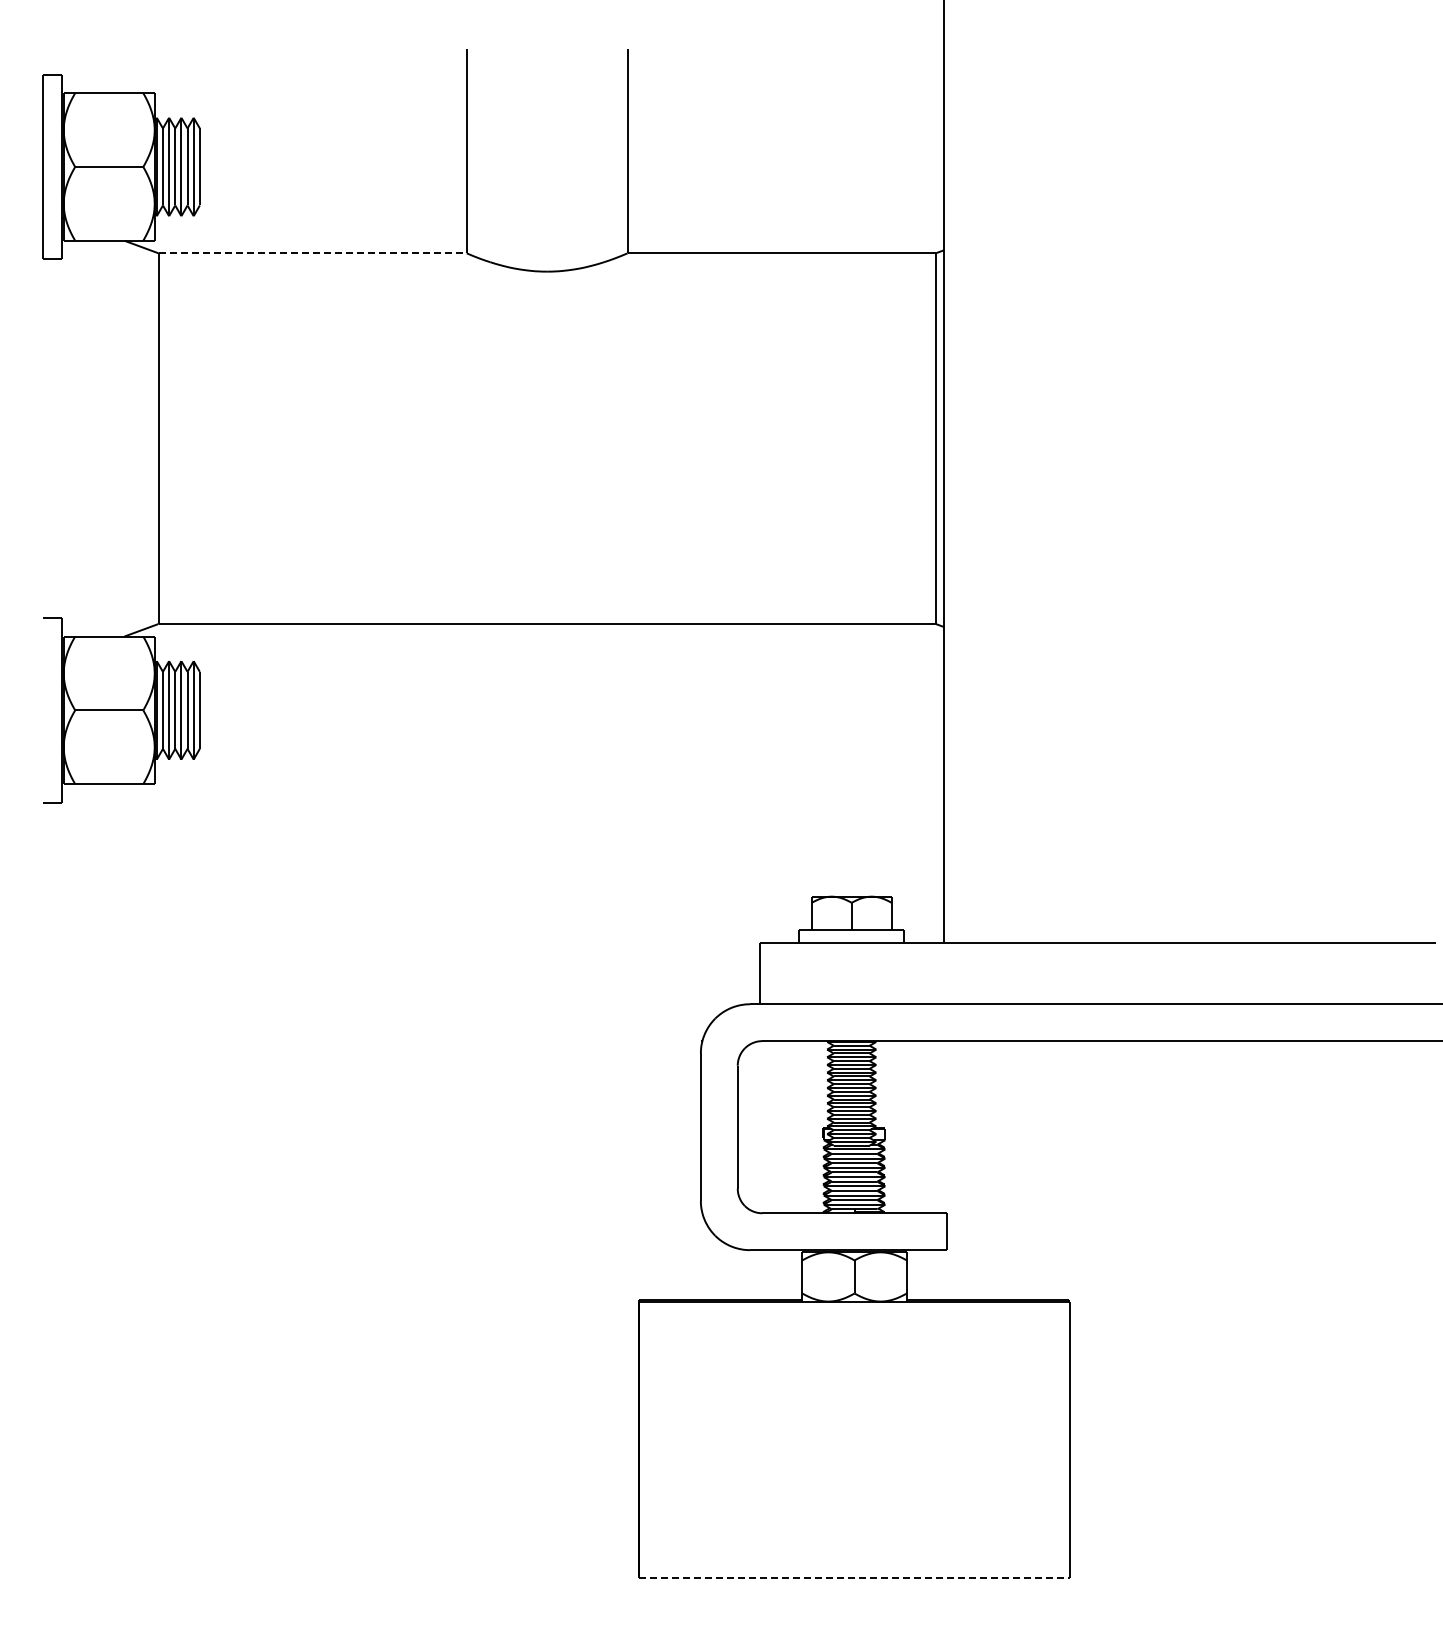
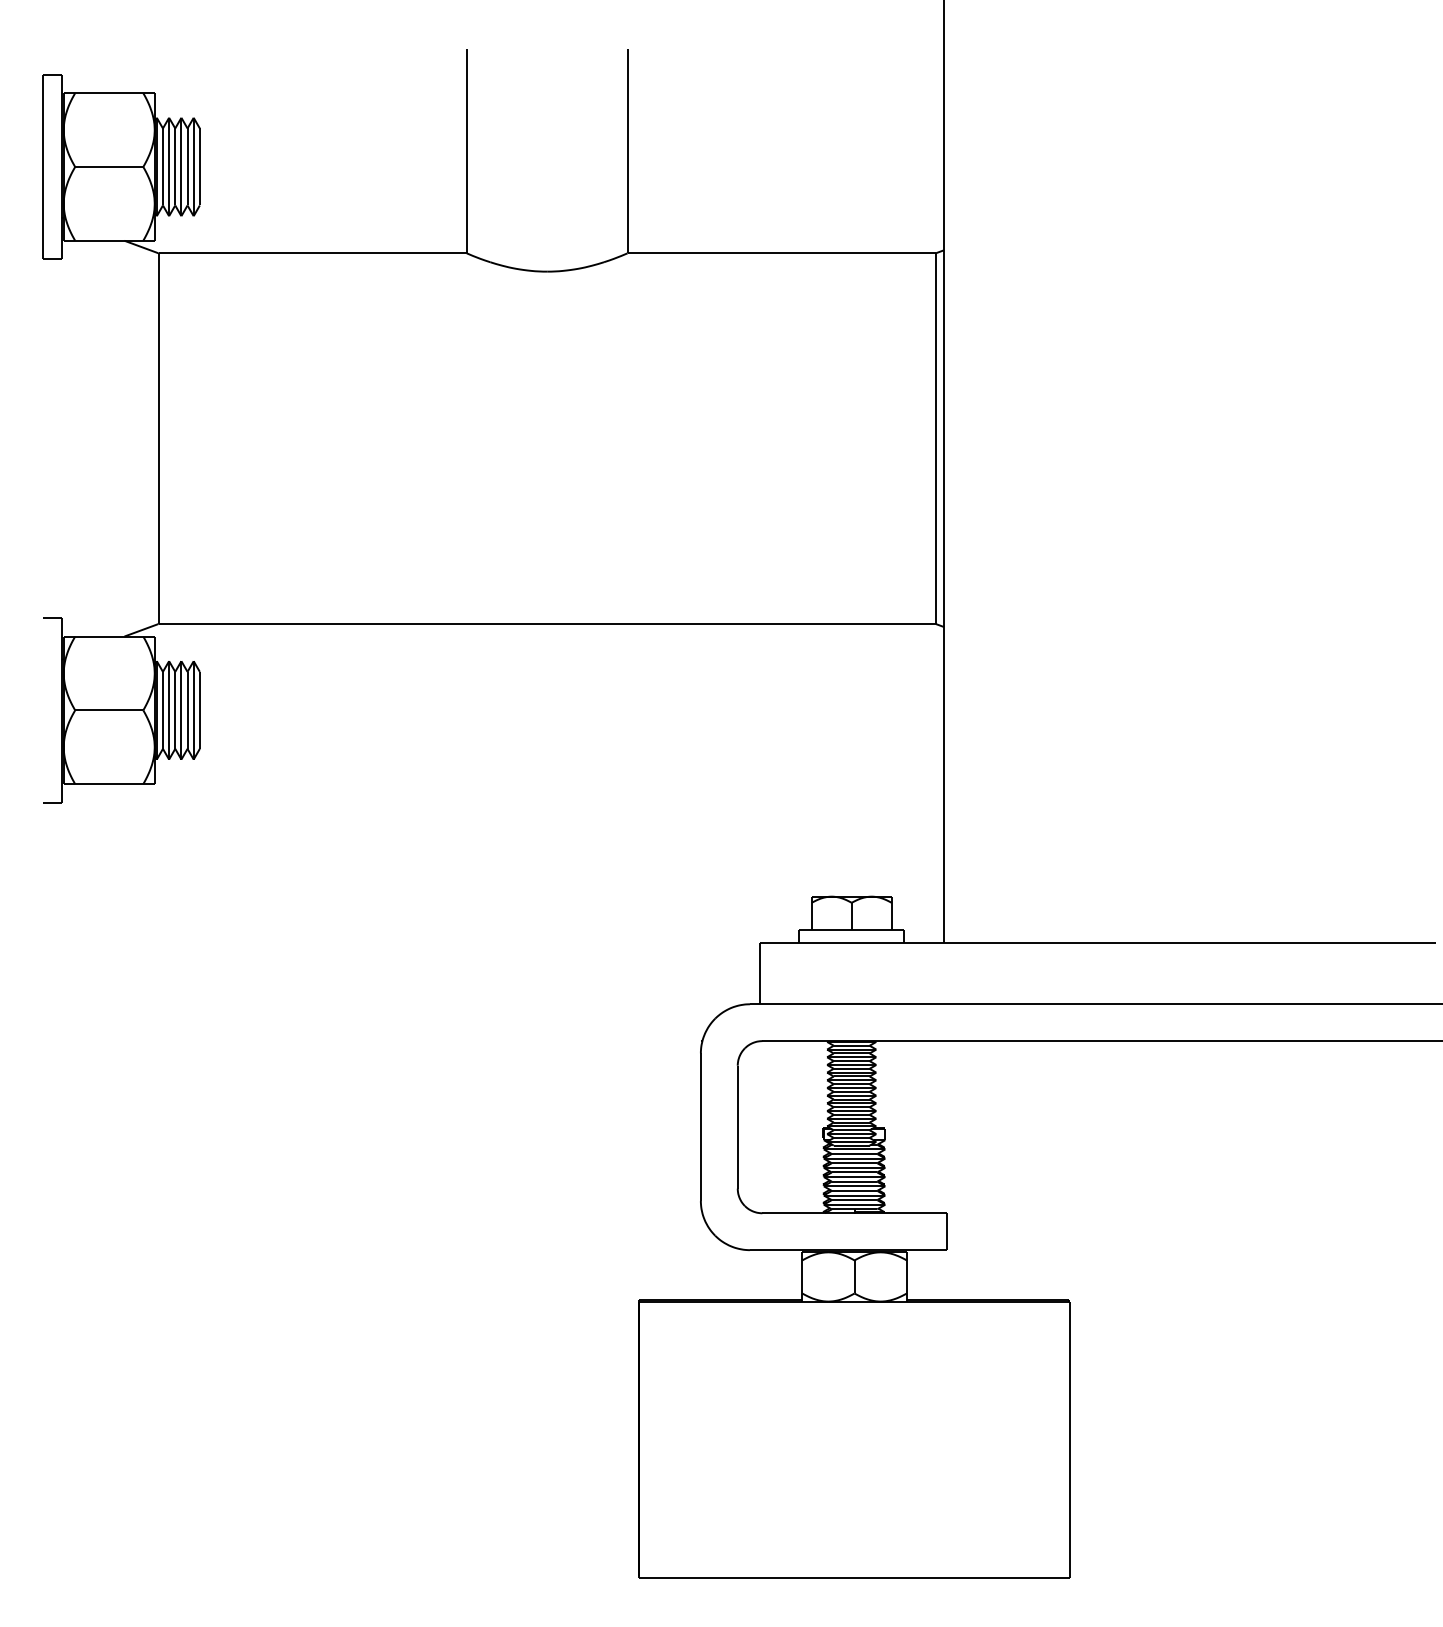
line: dashed -> solid (313, 253)
line: dashed -> solid (855, 1578)
